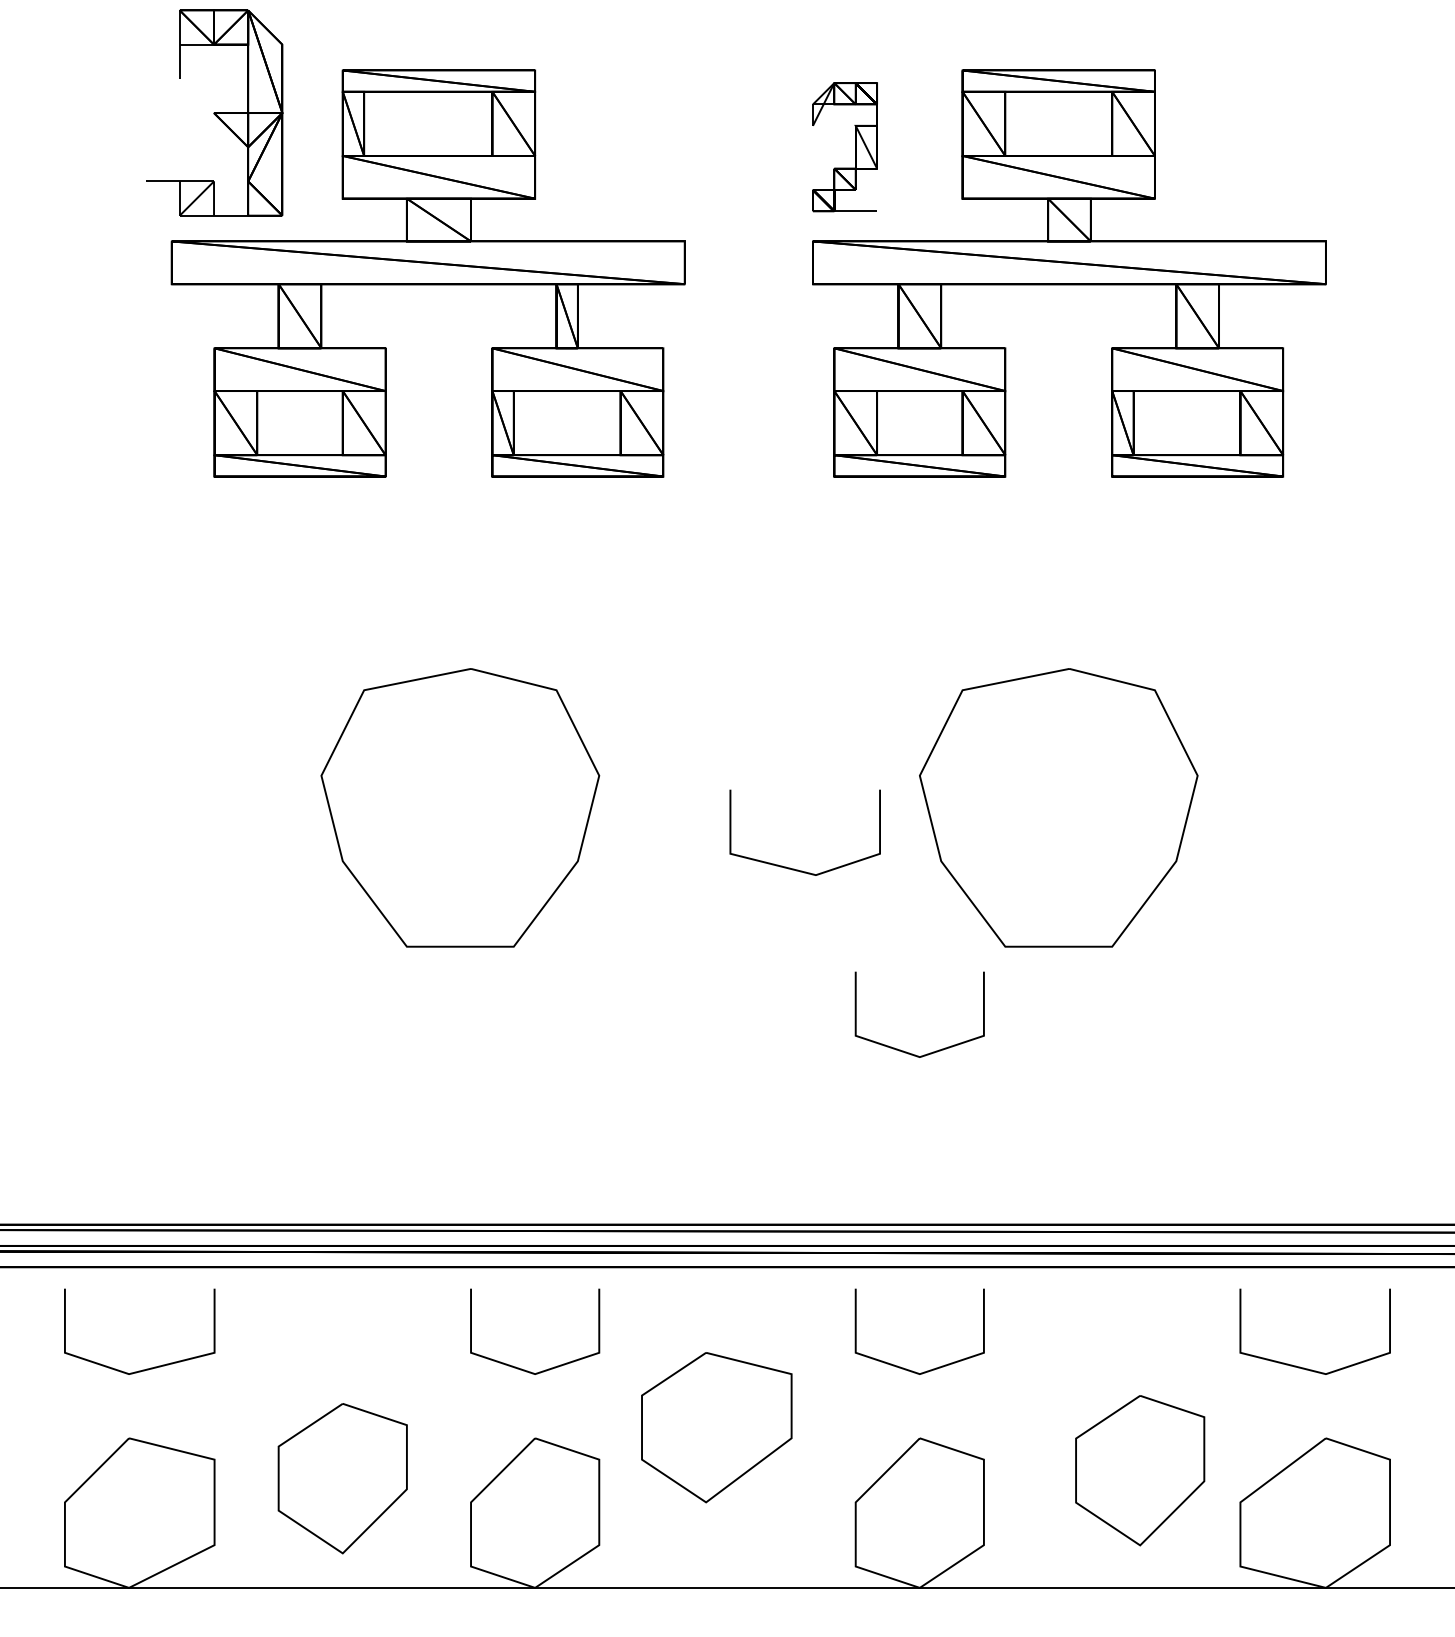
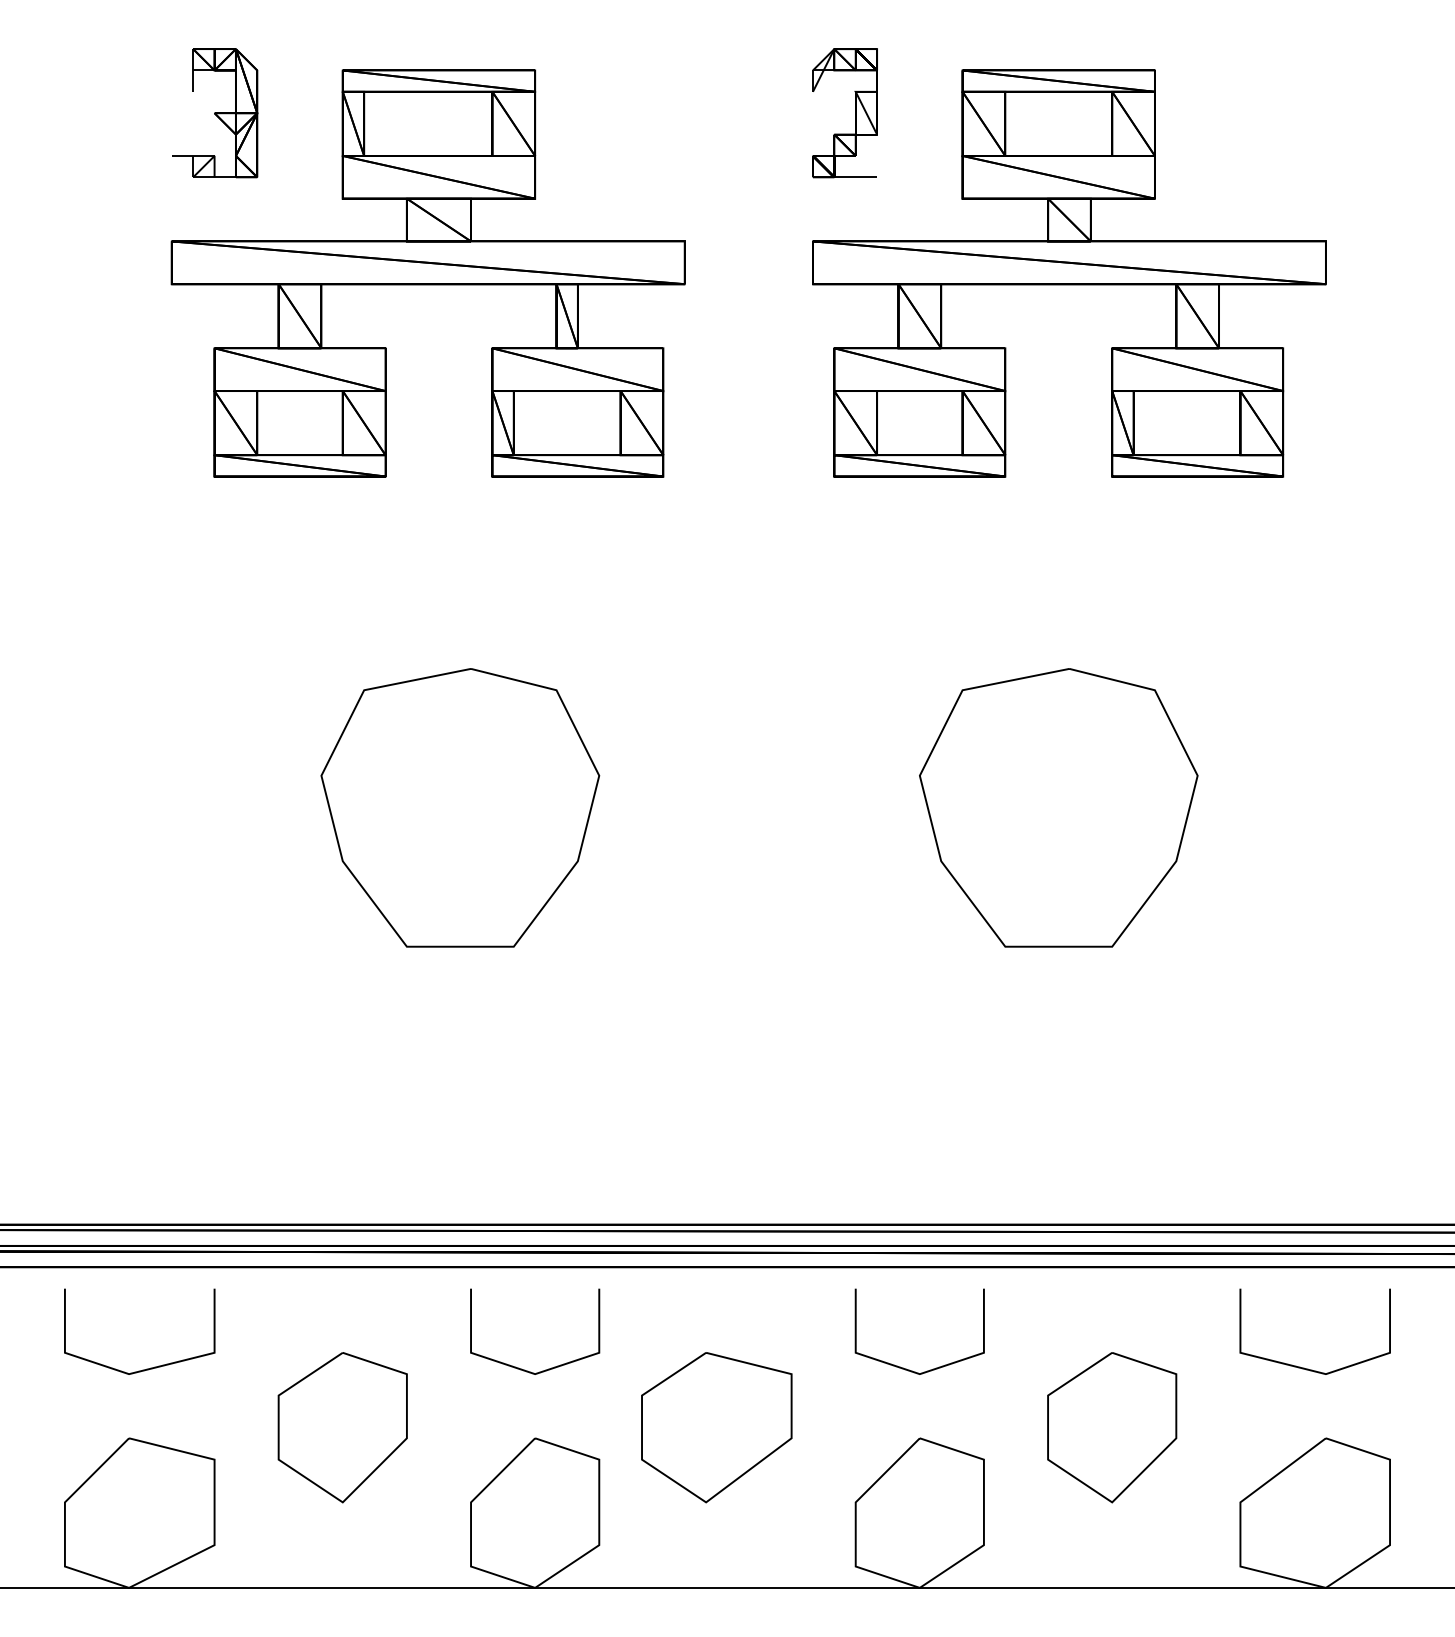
part size: 138x208 px -> 87x131 px (215, 113)
part position: (855, 147) -> (855, 113) (855, 113)
part: present -> none (794, 868)
part: present -> none (906, 1051)
part position: (1140, 1470) -> (1112, 1427) (1112, 1427)
part position: (342, 1478) -> (342, 1427) (342, 1427)
